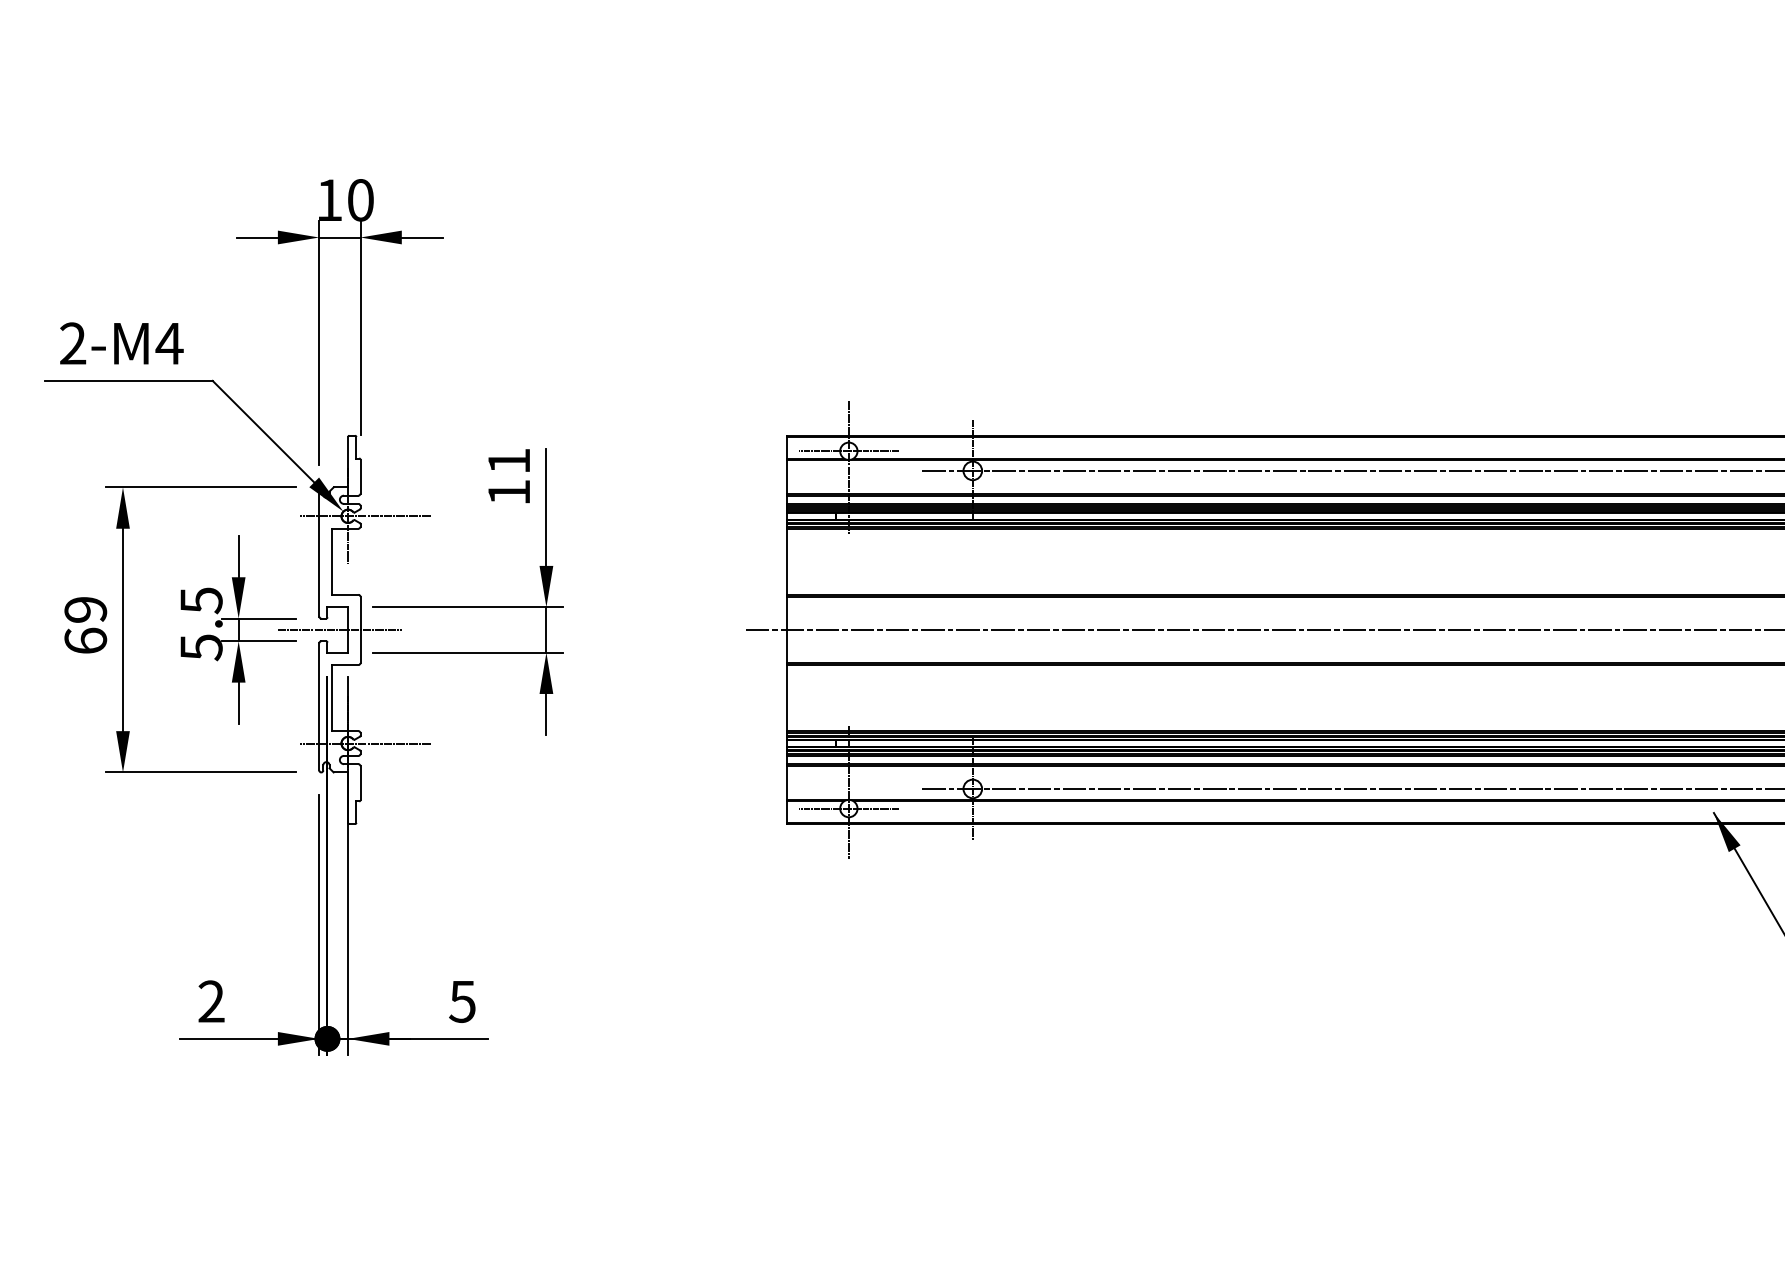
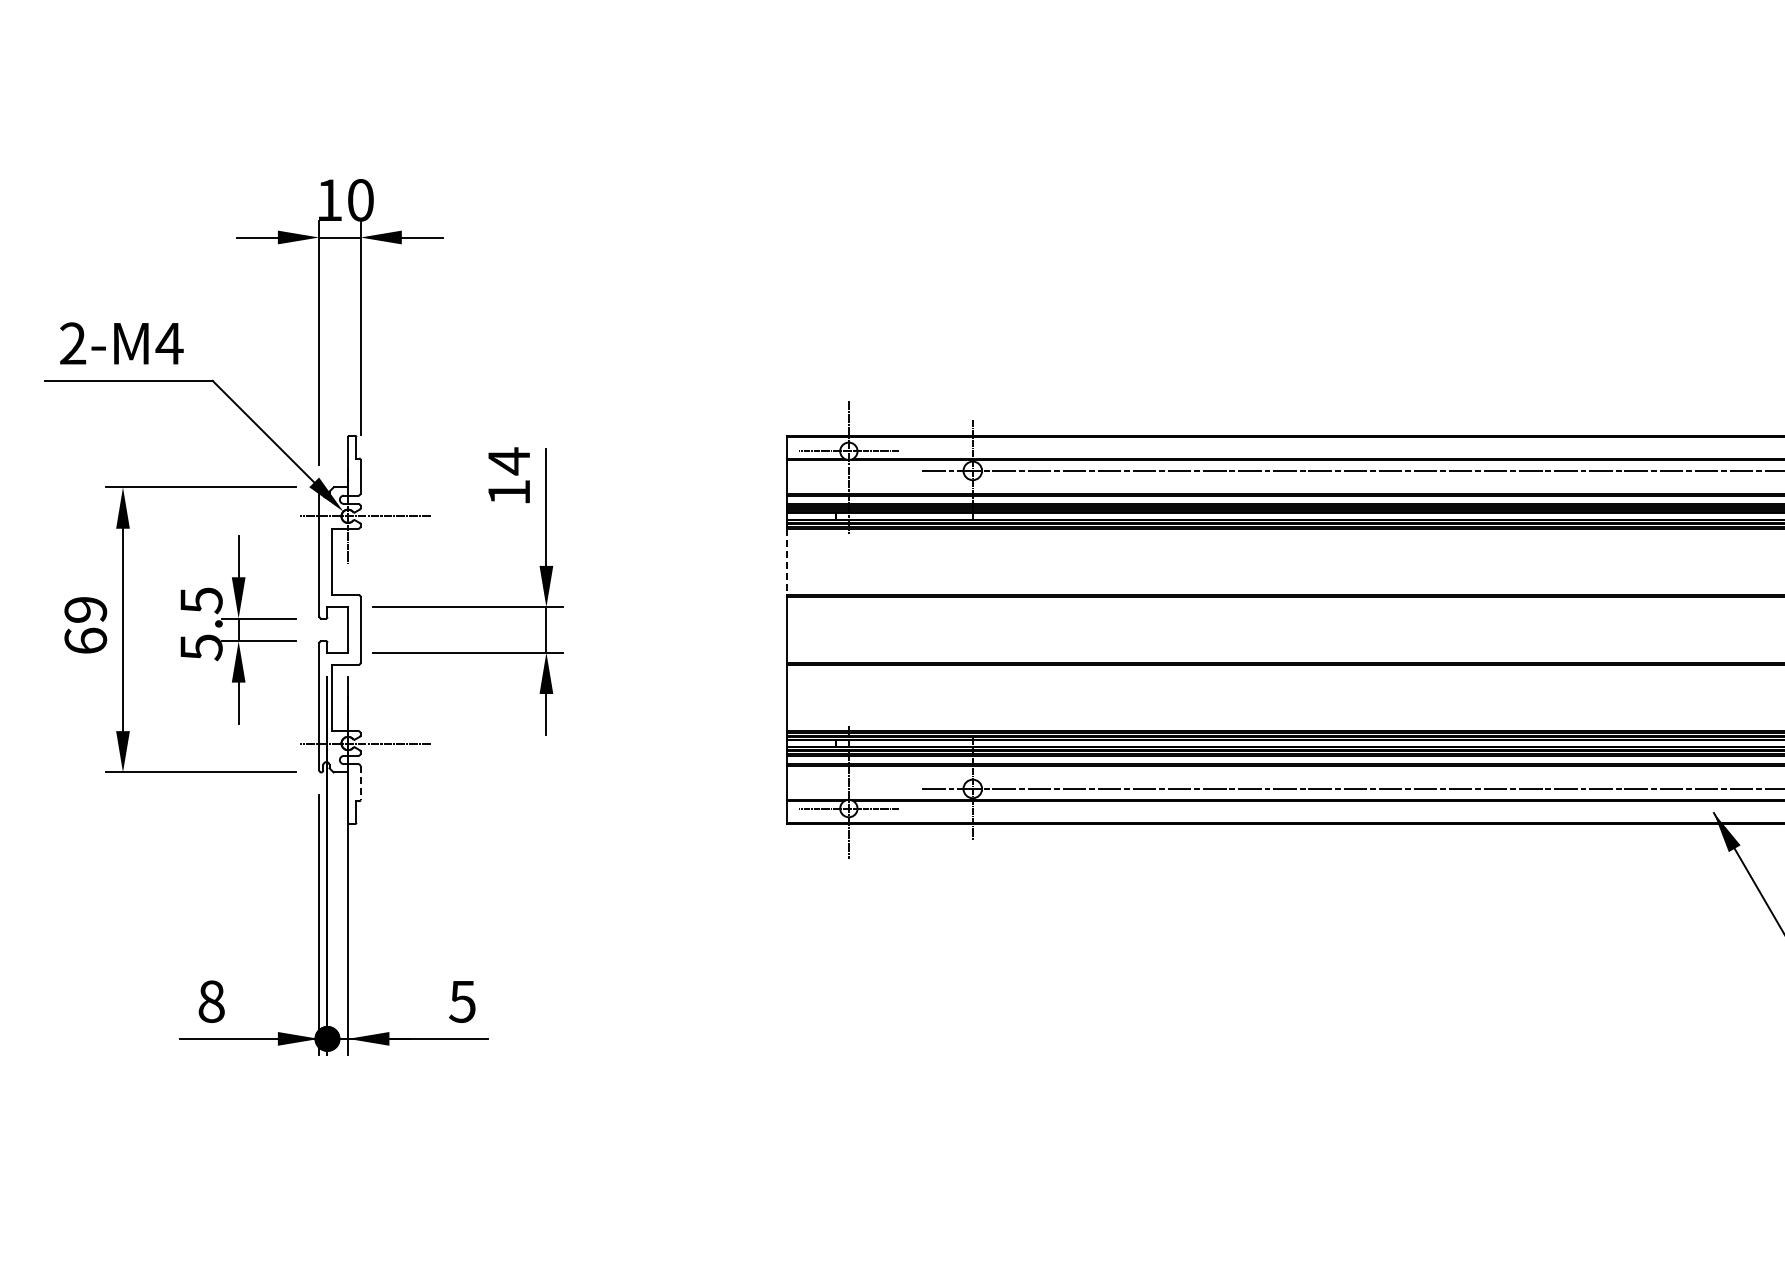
text: 11 -> 14 (508, 461)
line: solid -> dashed (786, 562)
line: present -> none (339, 629)
line: present -> none (1263, 629)
line: solid -> dashed (360, 783)
text: 2 -> 8 (211, 1001)
